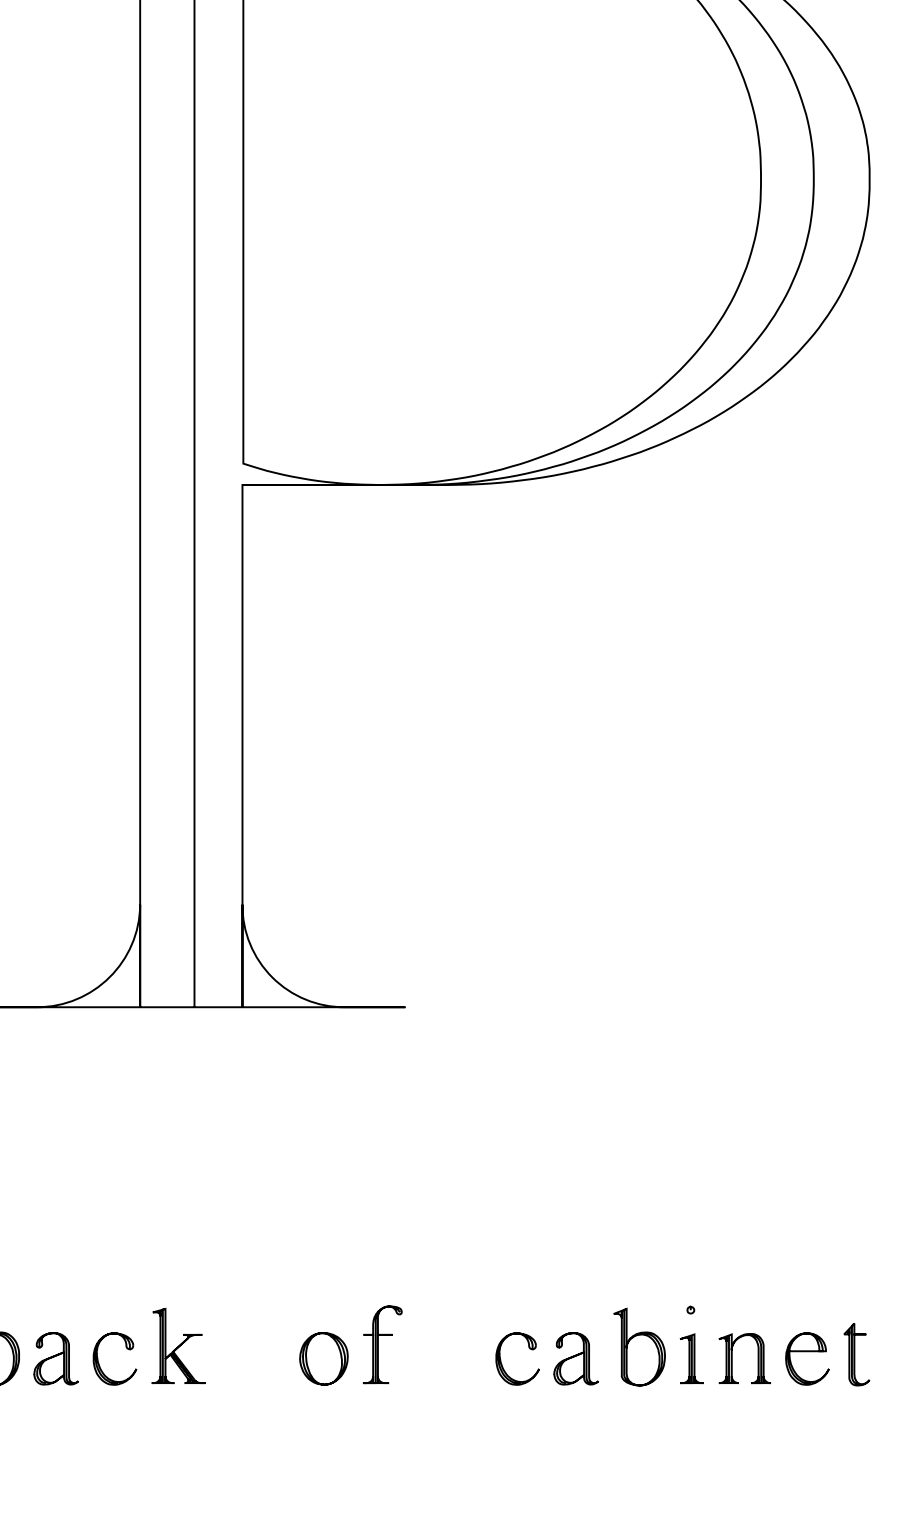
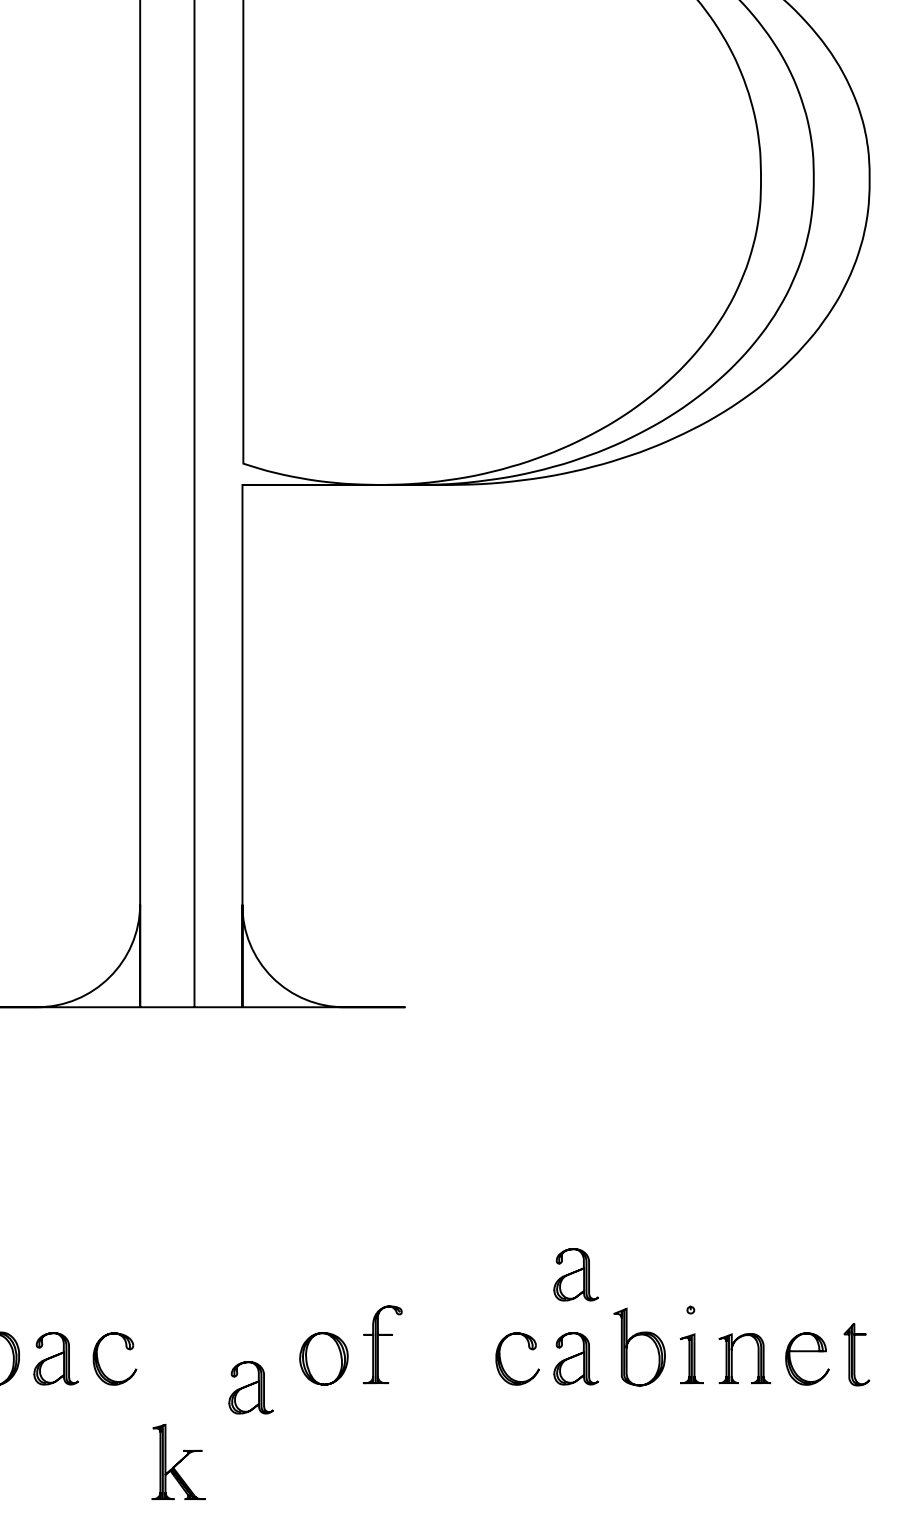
part: none -> present (575, 1274)
curve position: (178, 1345) -> (178, 1461) (178, 1461)
part: none -> present (250, 1387)
